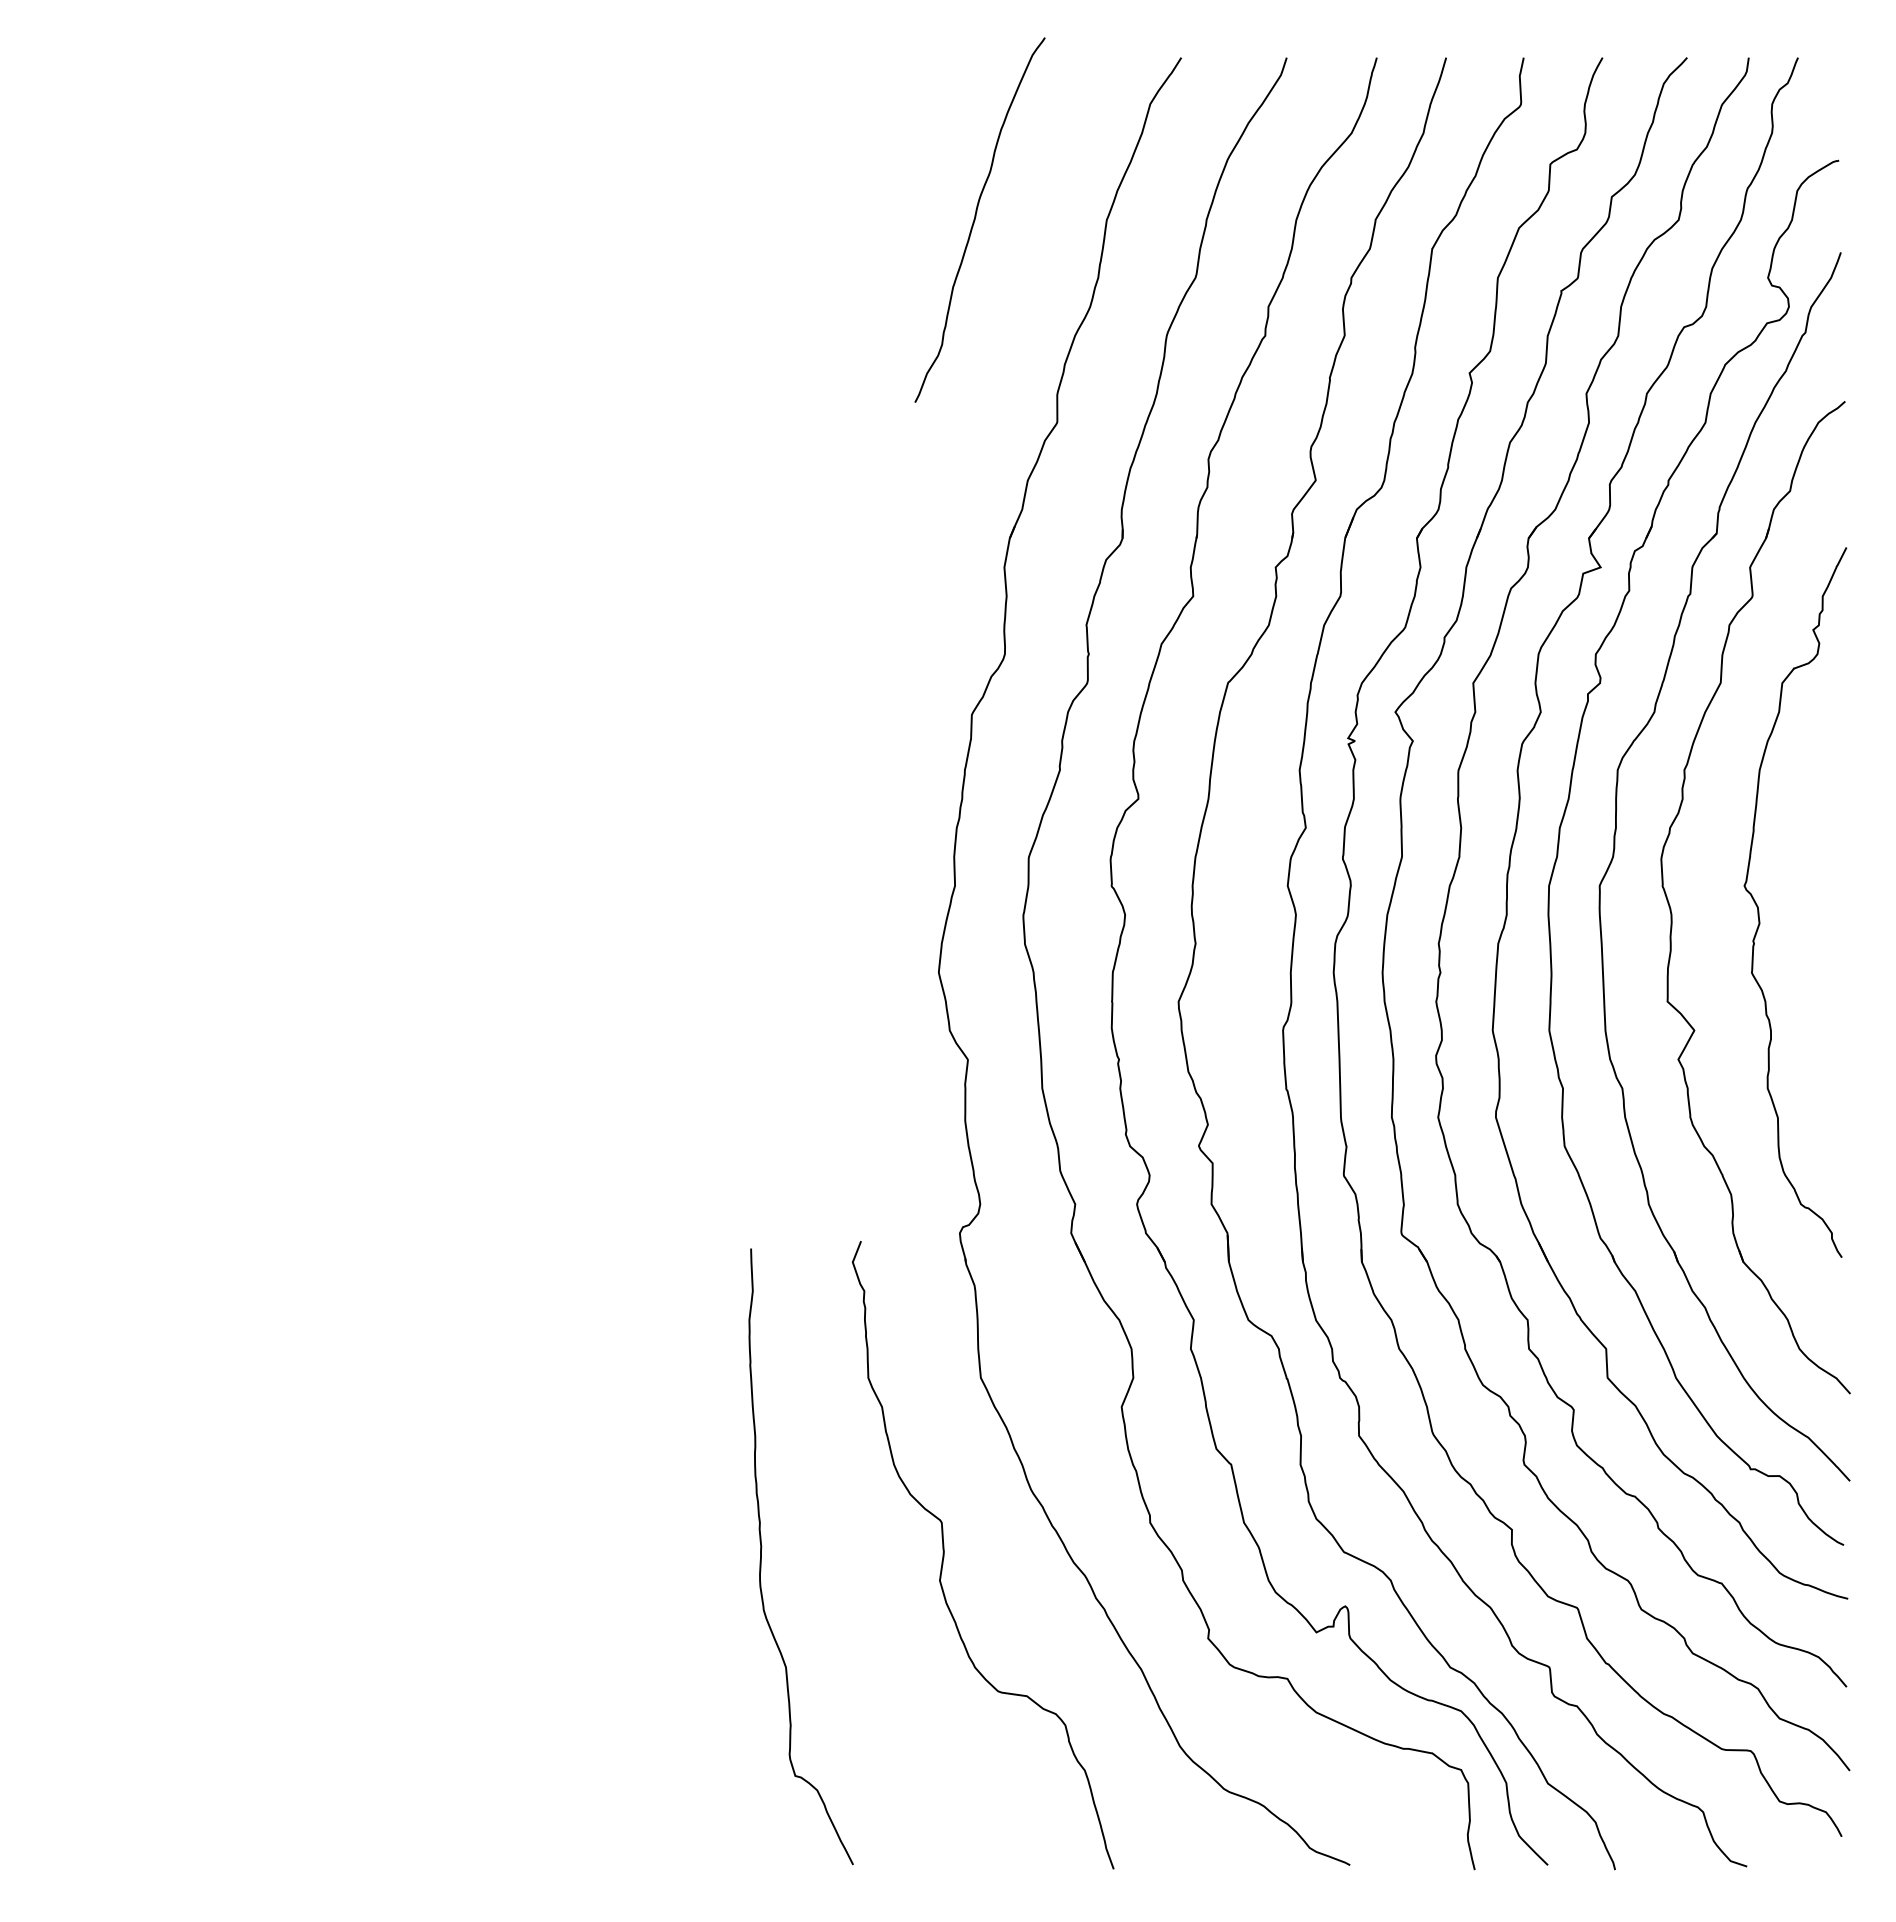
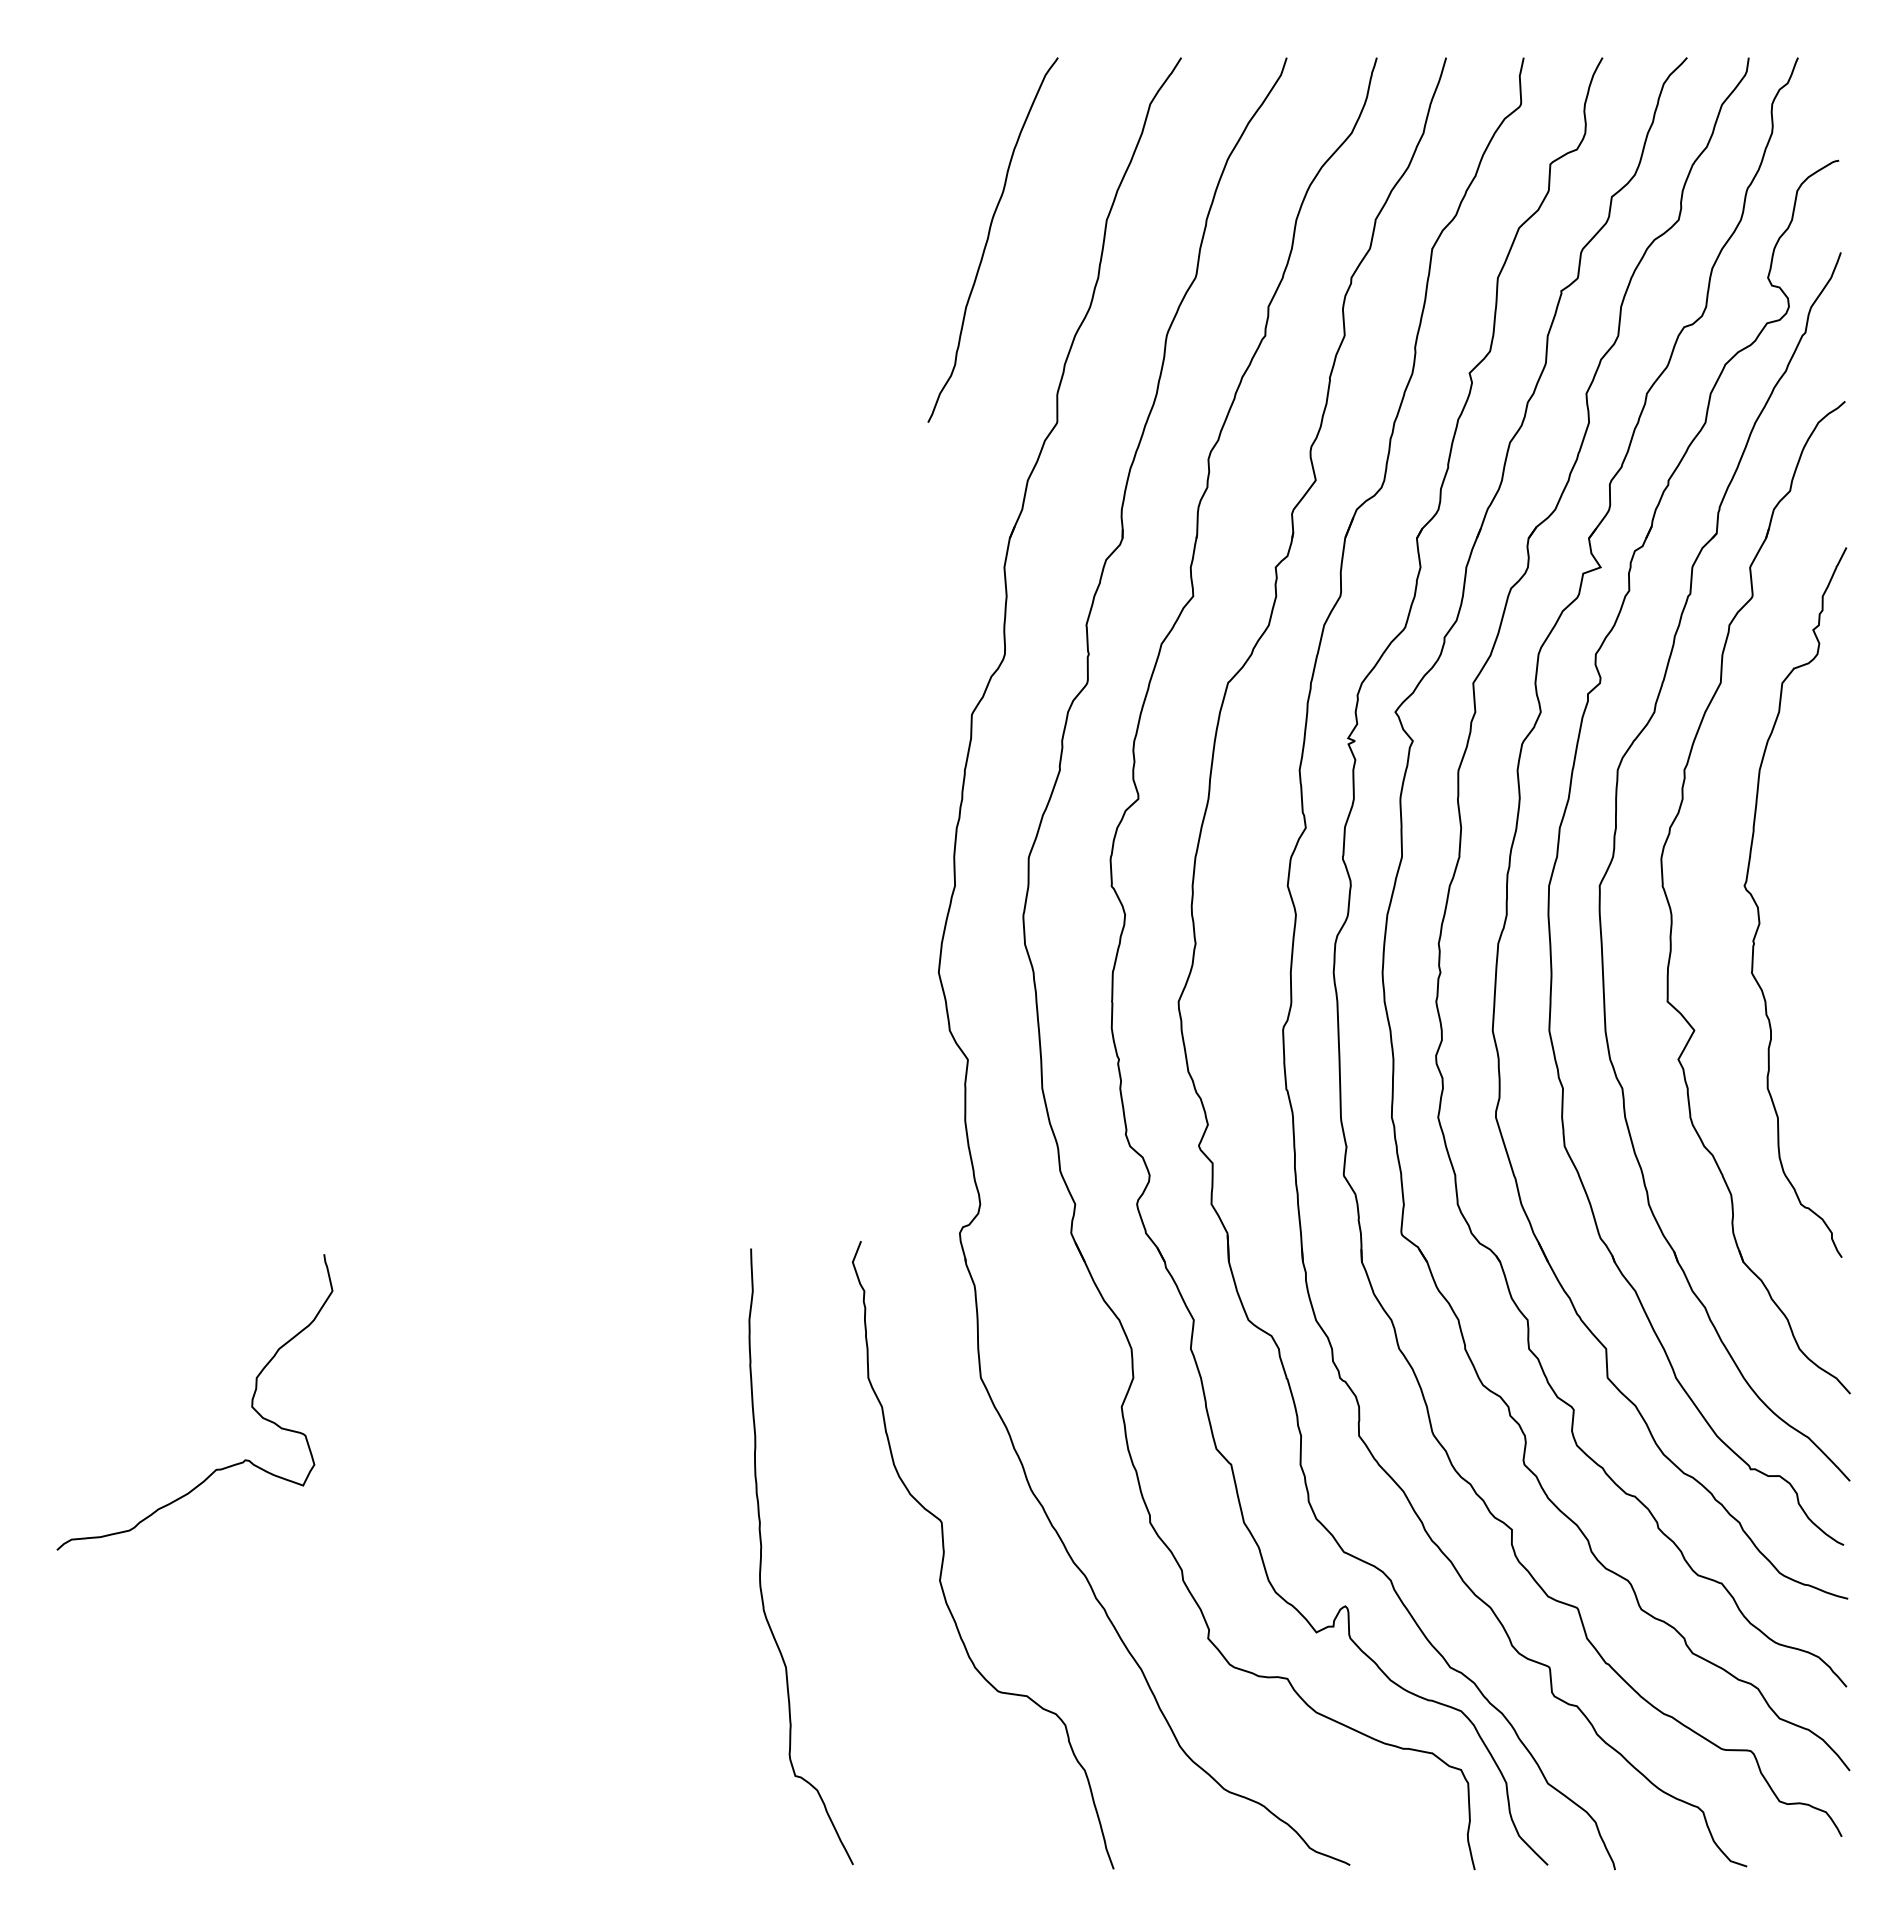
curve position: (976, 217) -> (989, 237) (989, 237)
curve: none -> present (251, 1402)
